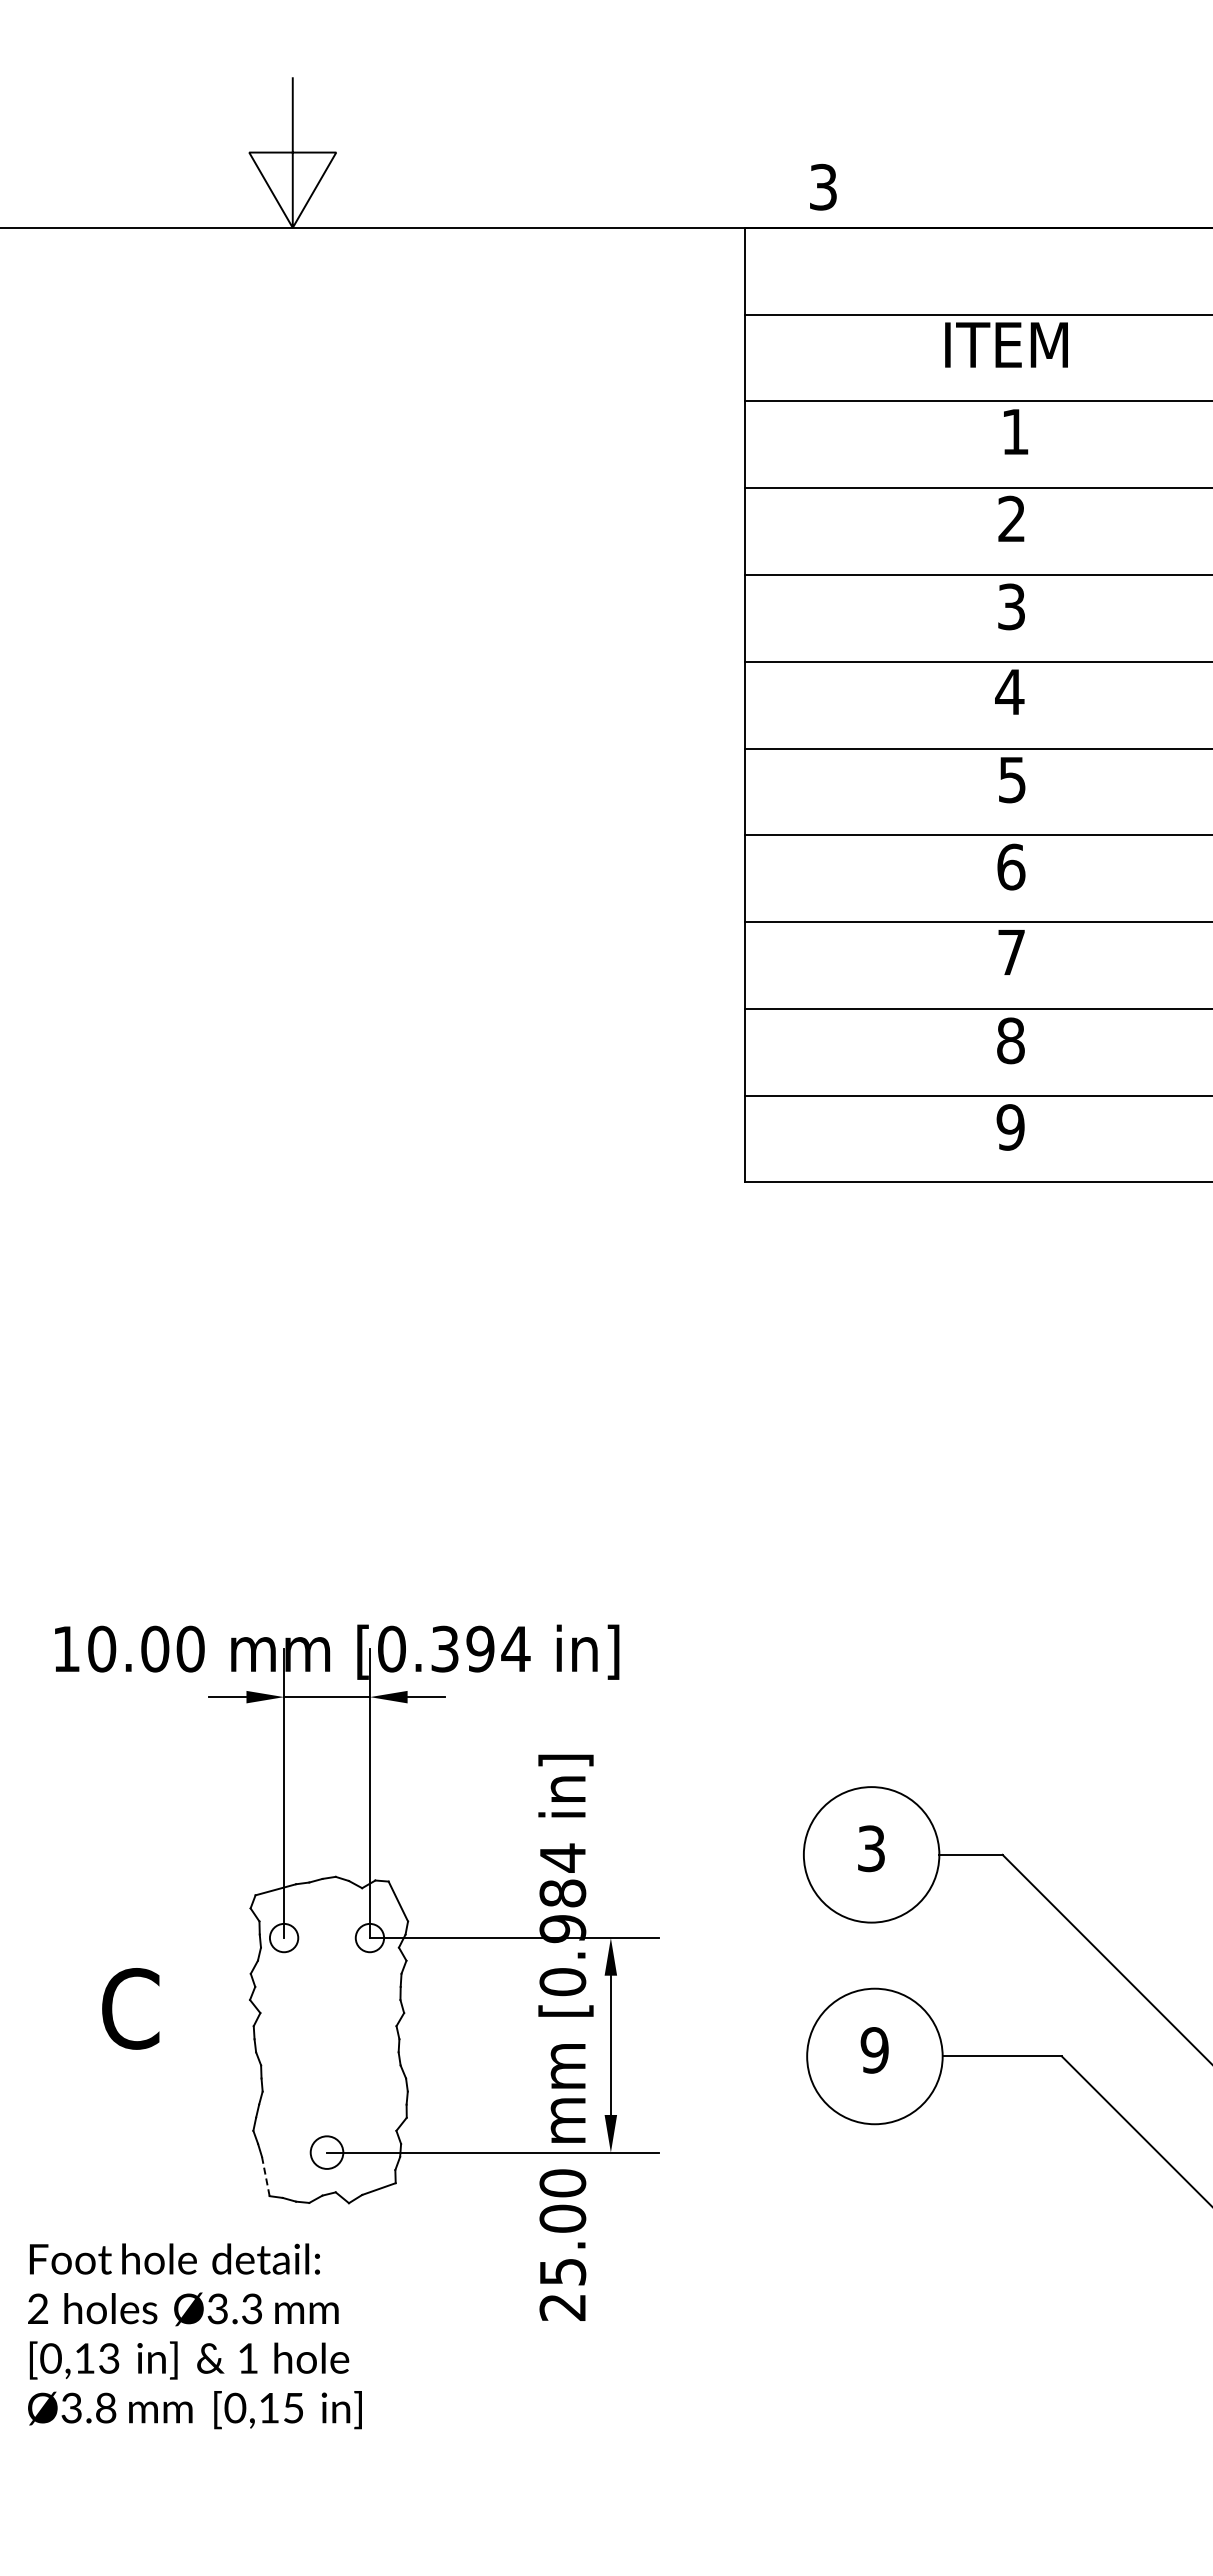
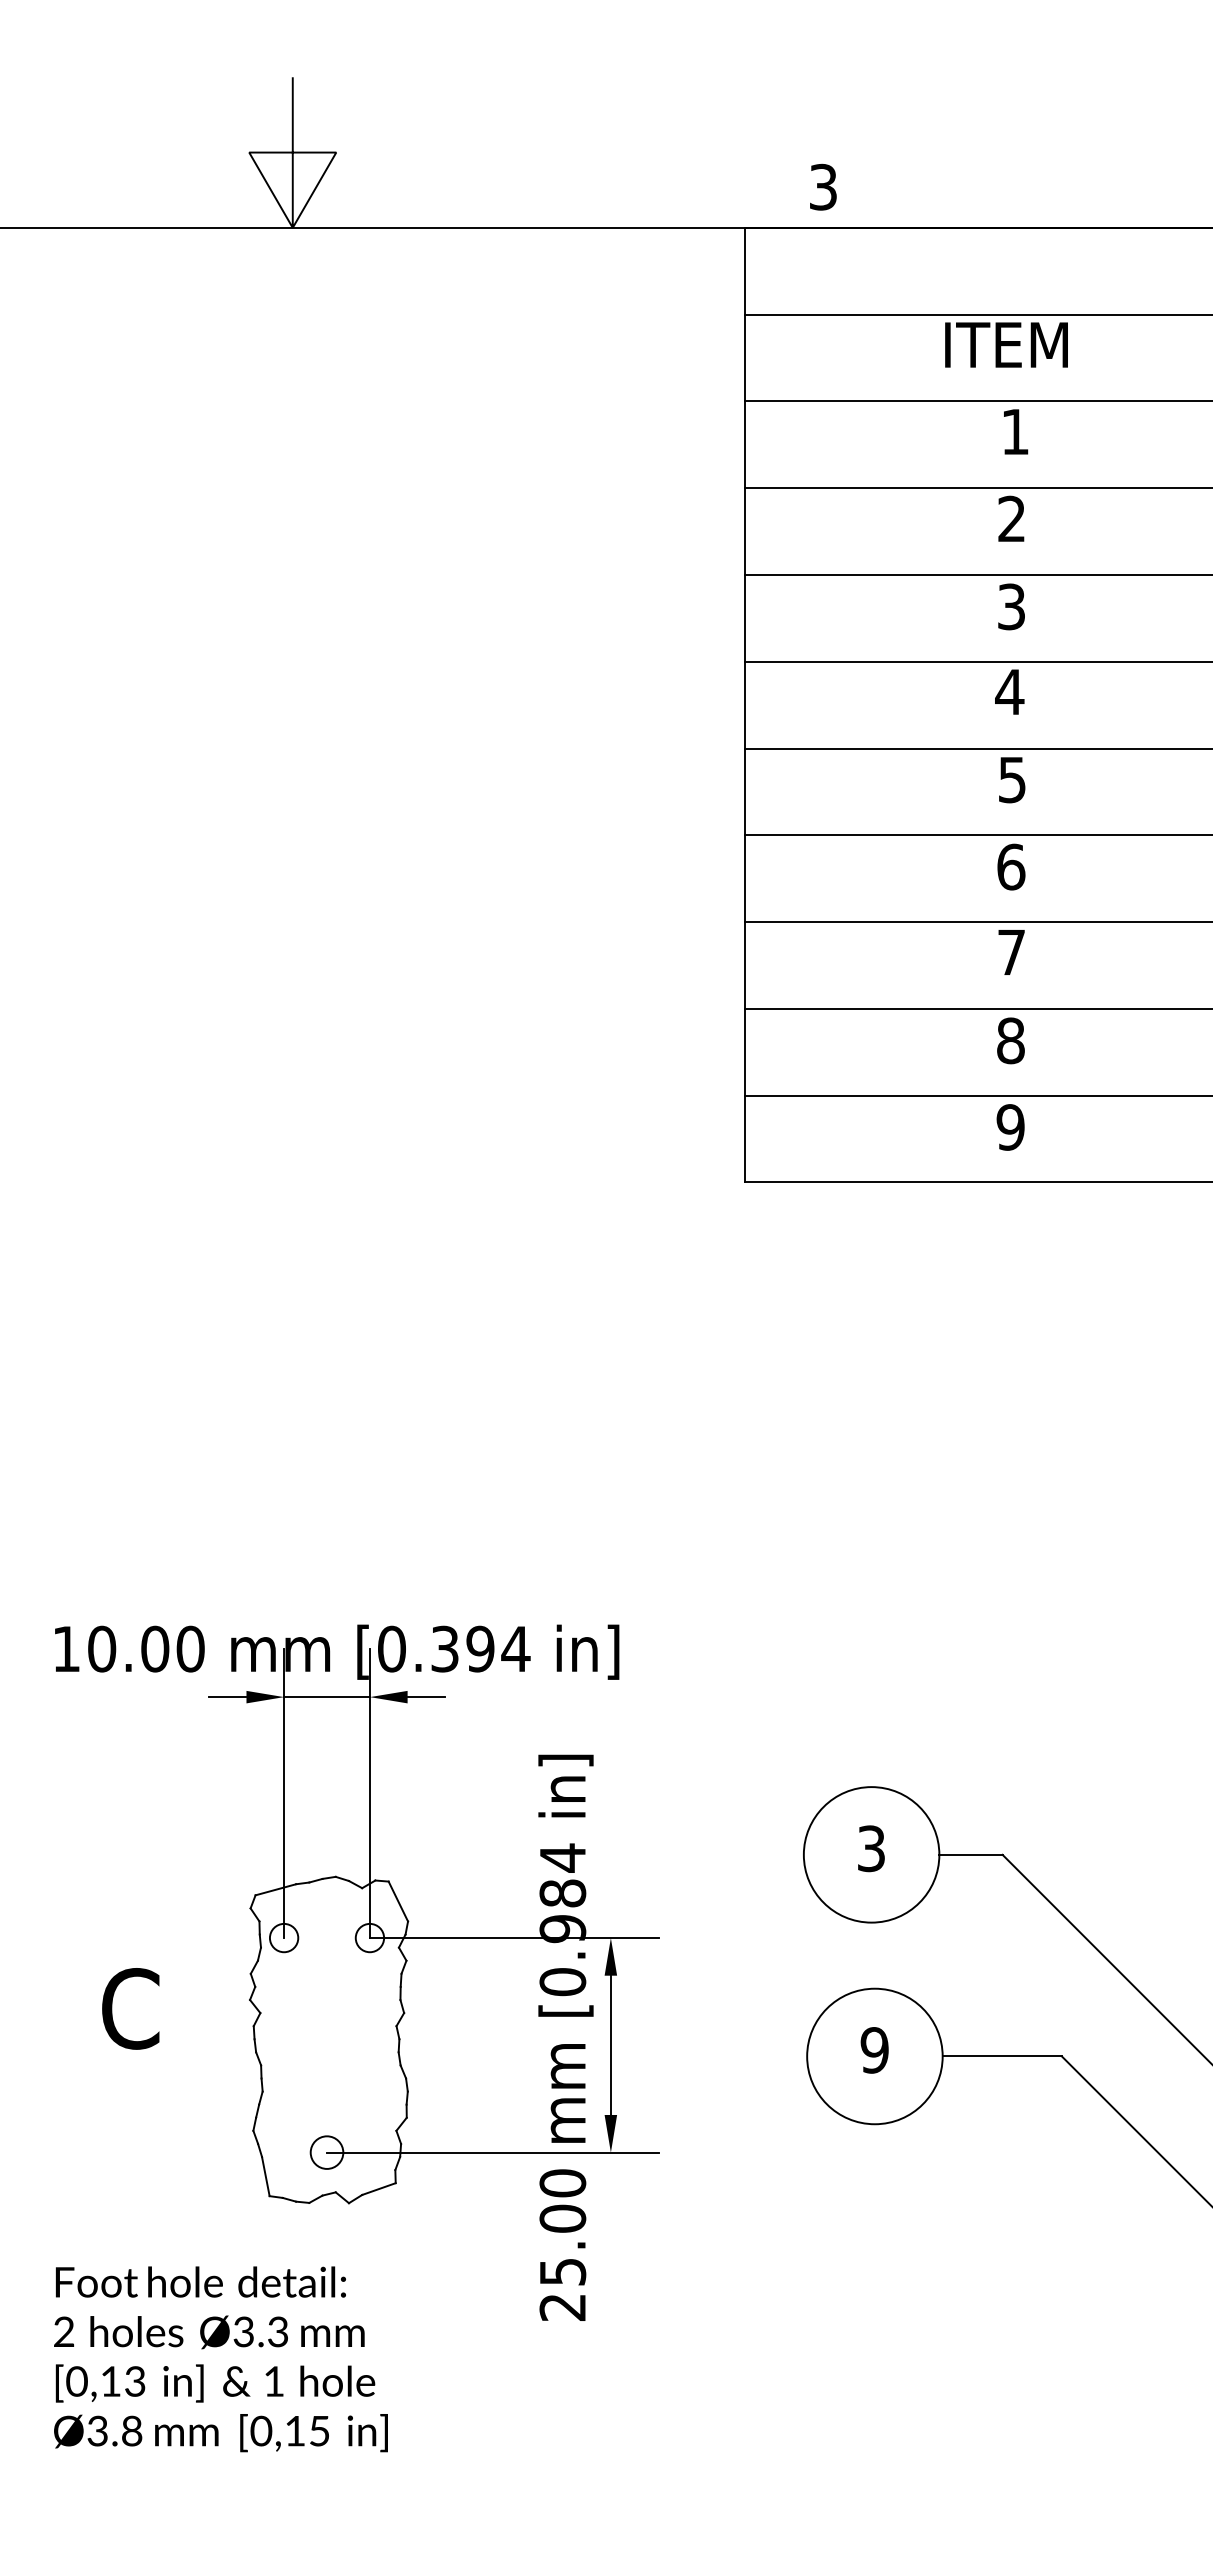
line: dashed -> solid (265, 2176)
text position: (194, 2336) -> (220, 2359) (220, 2359)
